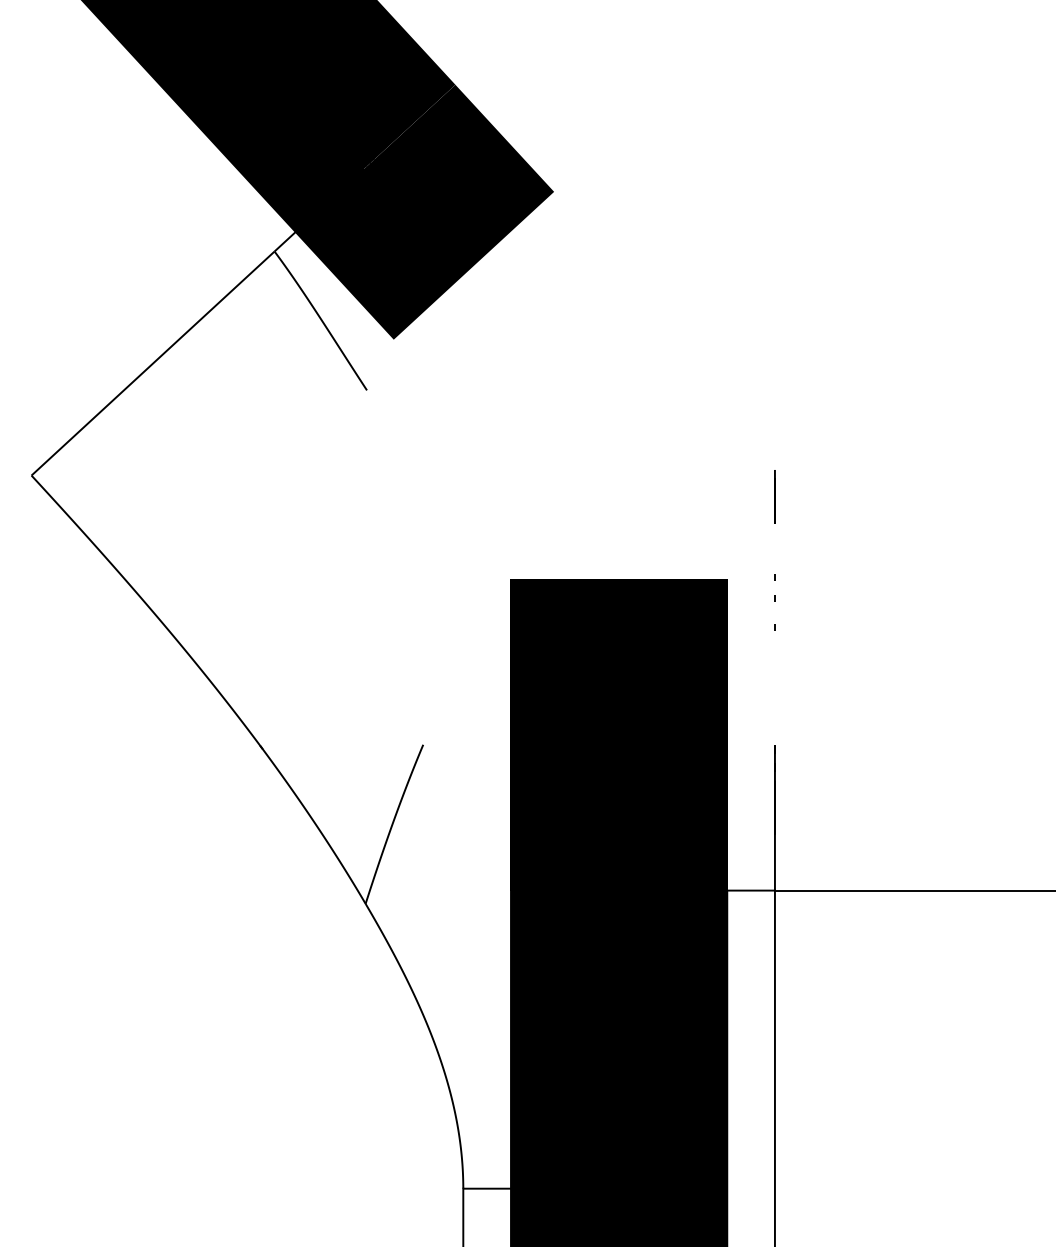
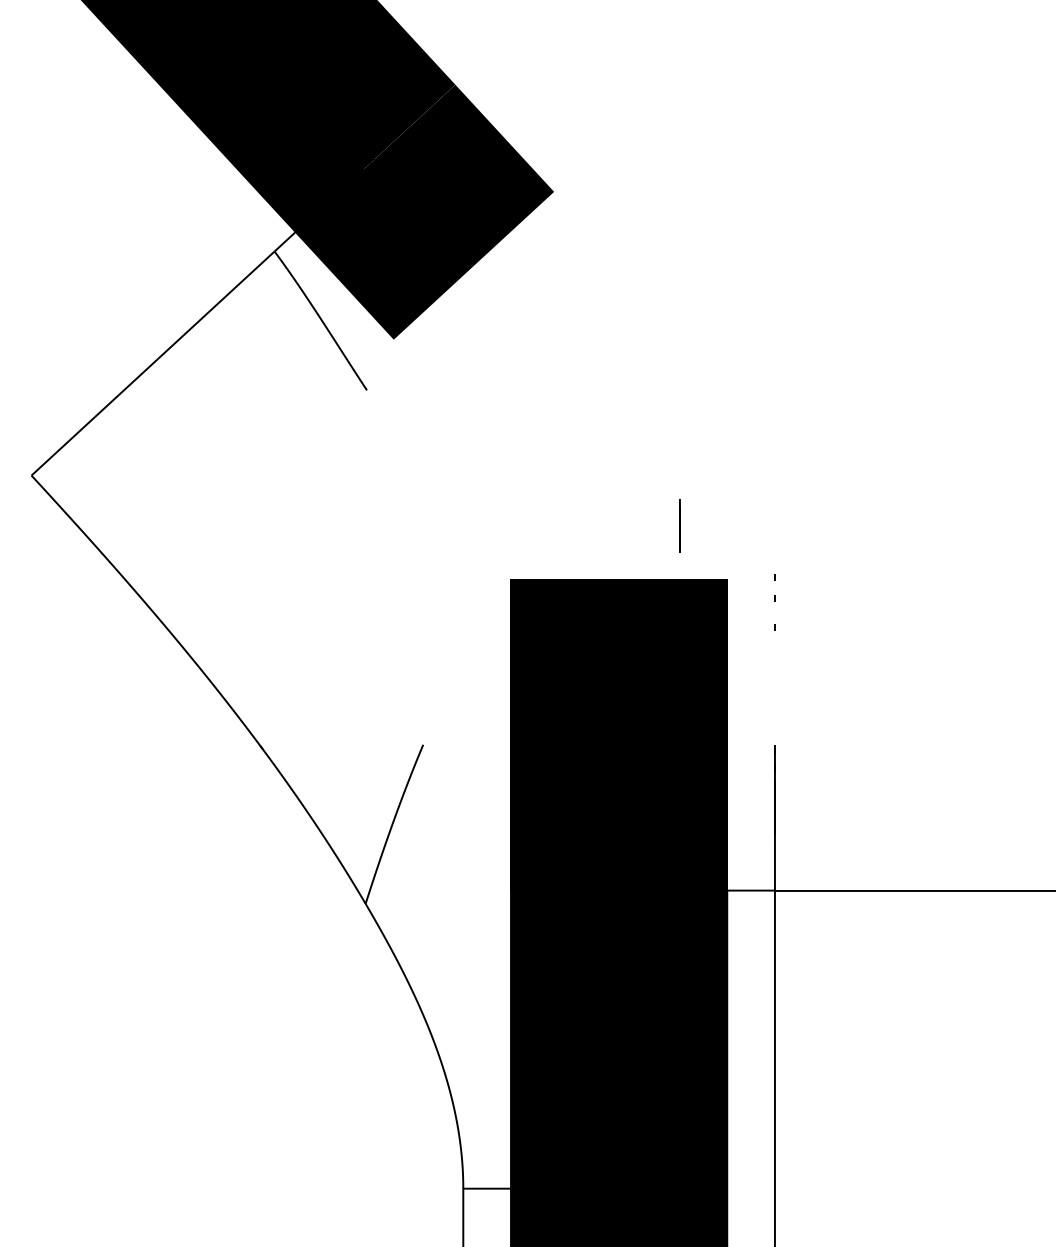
line position: (774, 496) -> (679, 525) (679, 525)
